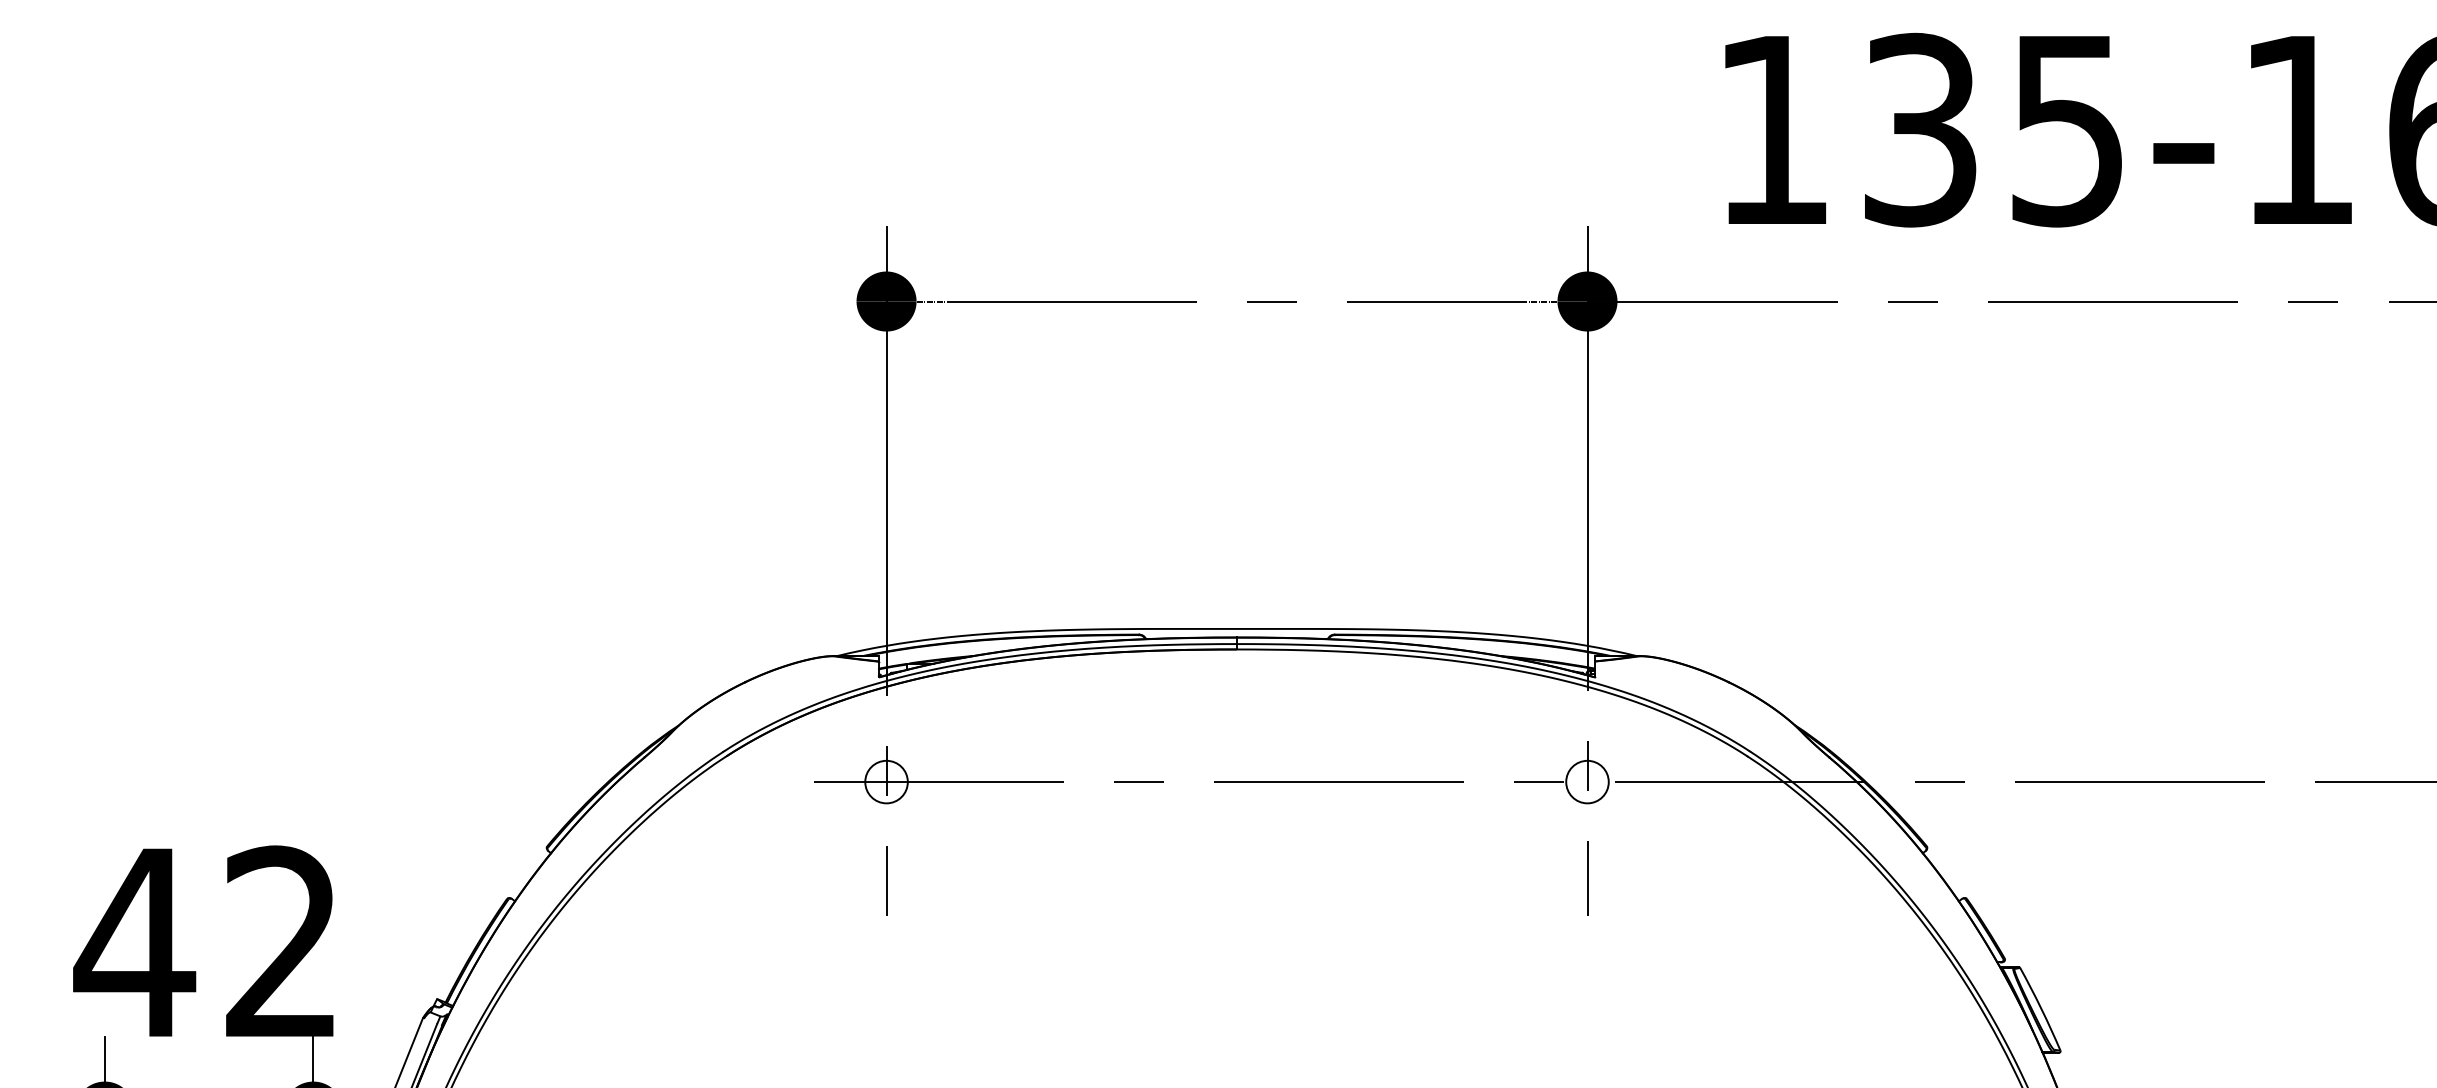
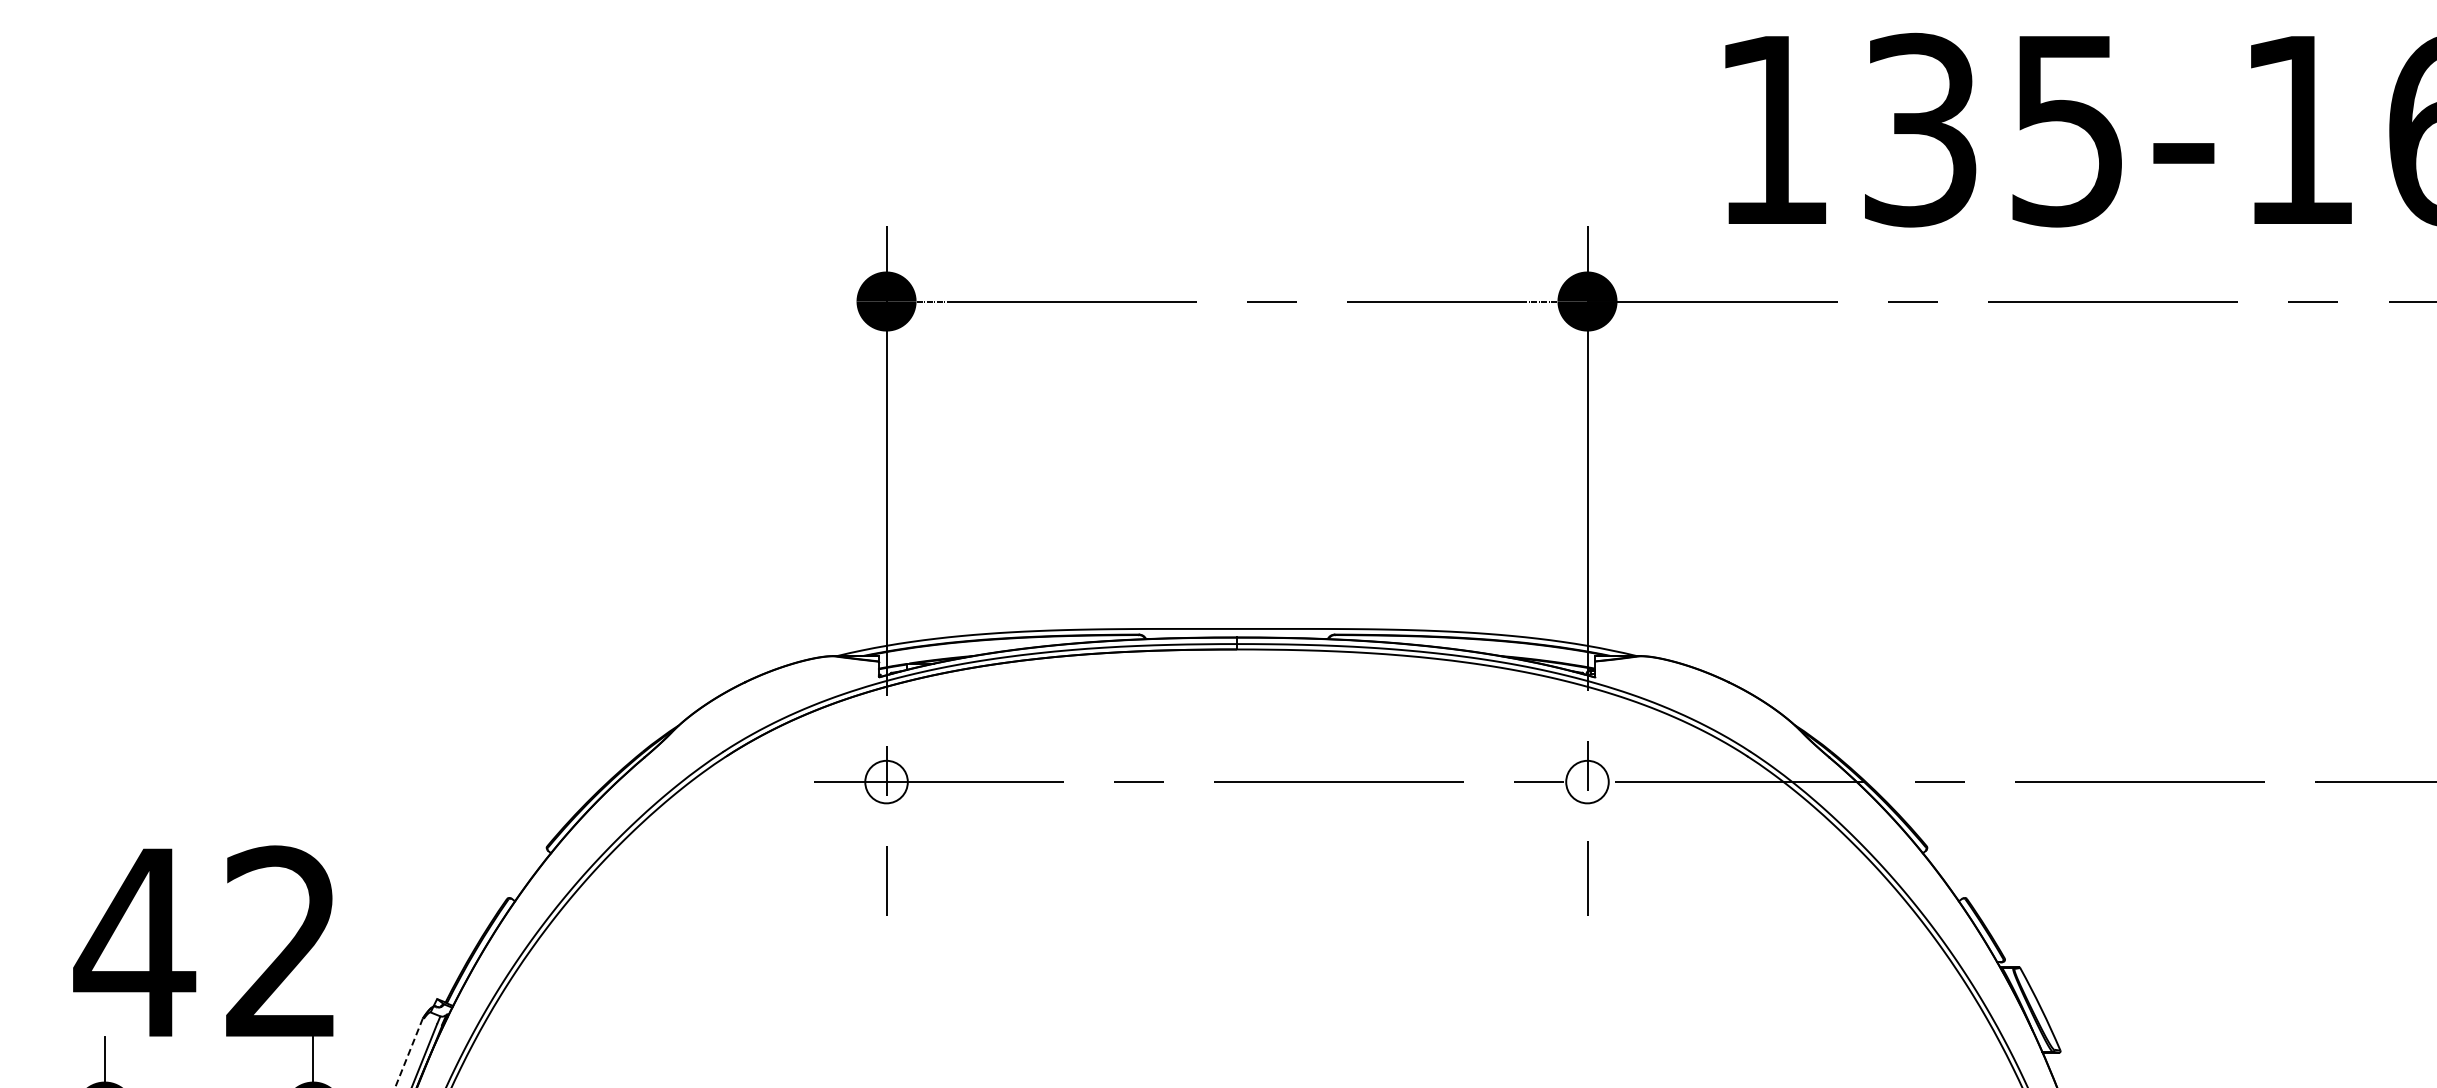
line: solid -> dashed (408, 1053)
